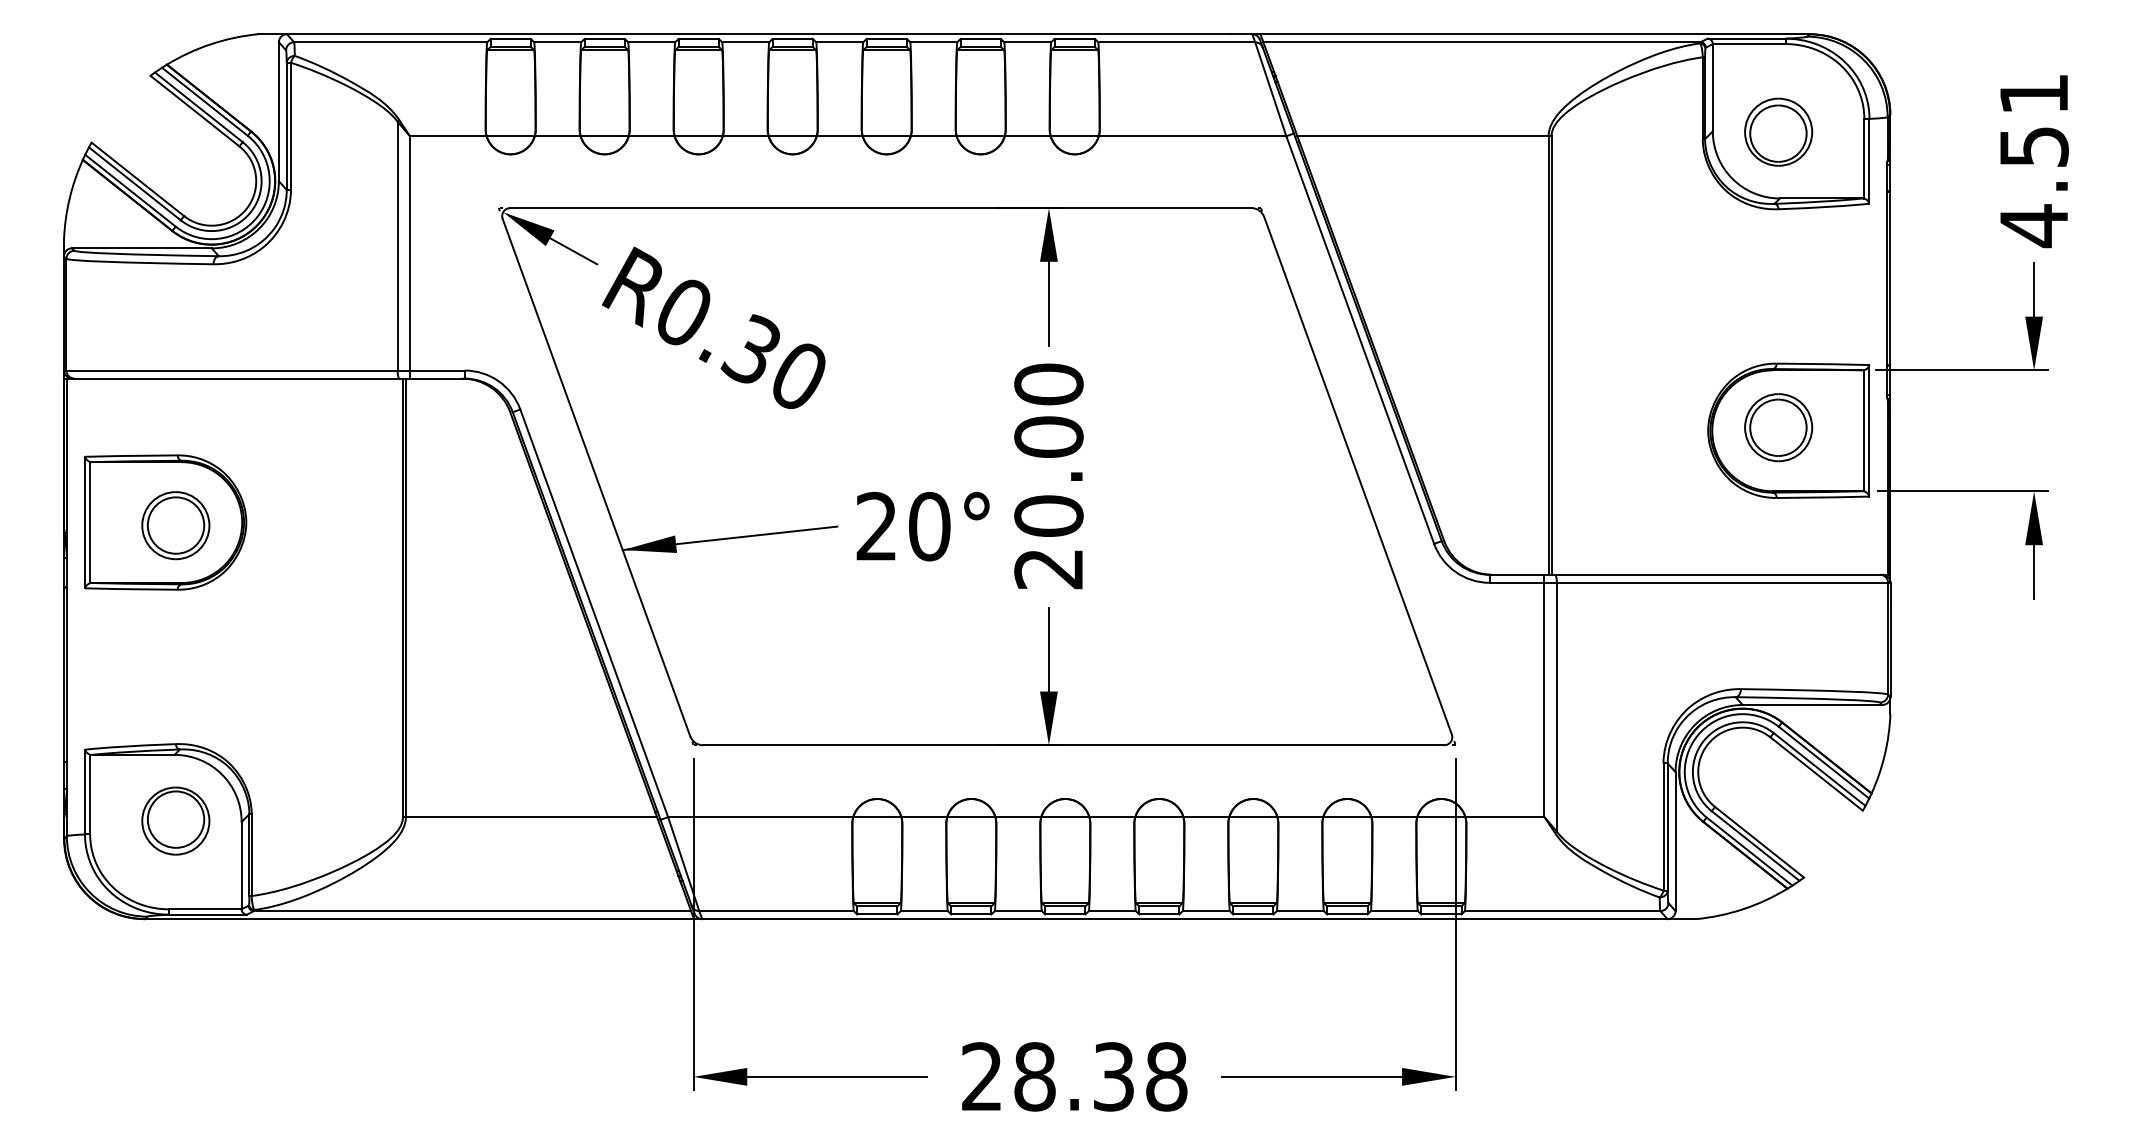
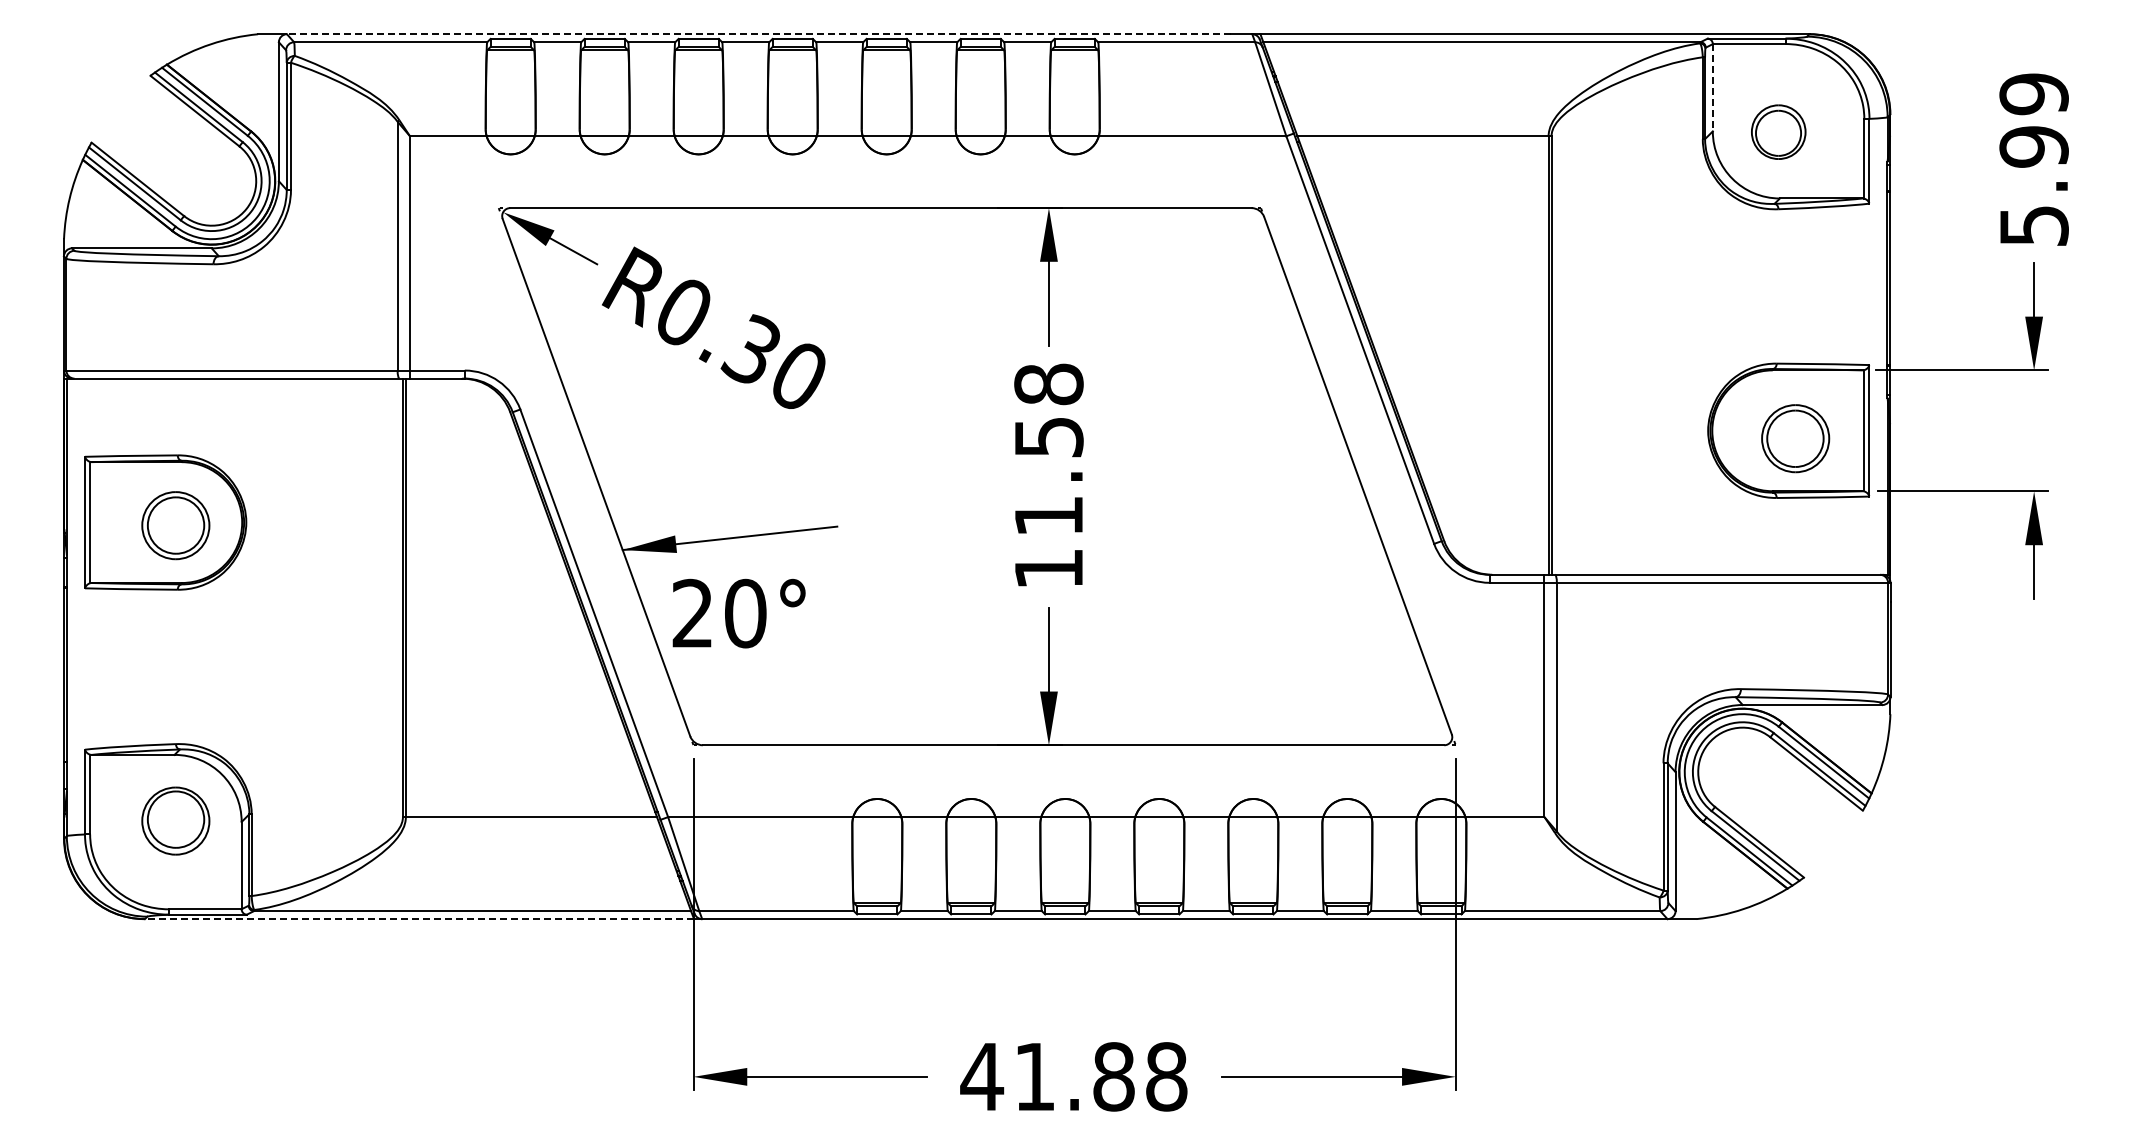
line: solid -> dashed (758, 34)
line: solid -> dashed (1712, 87)
part size: 70x70 px -> 56x56 px (1778, 131)
text: 4.51 -> 5.99 (2033, 160)
part position: (1778, 427) -> (1795, 438) (1795, 438)
text: 20.00 -> 11.58 (1048, 476)
text position: (922, 526) -> (738, 613) (738, 613)
line: solid -> dashed (419, 919)
text: 28.38 -> 41.88 (1047, 1076)
